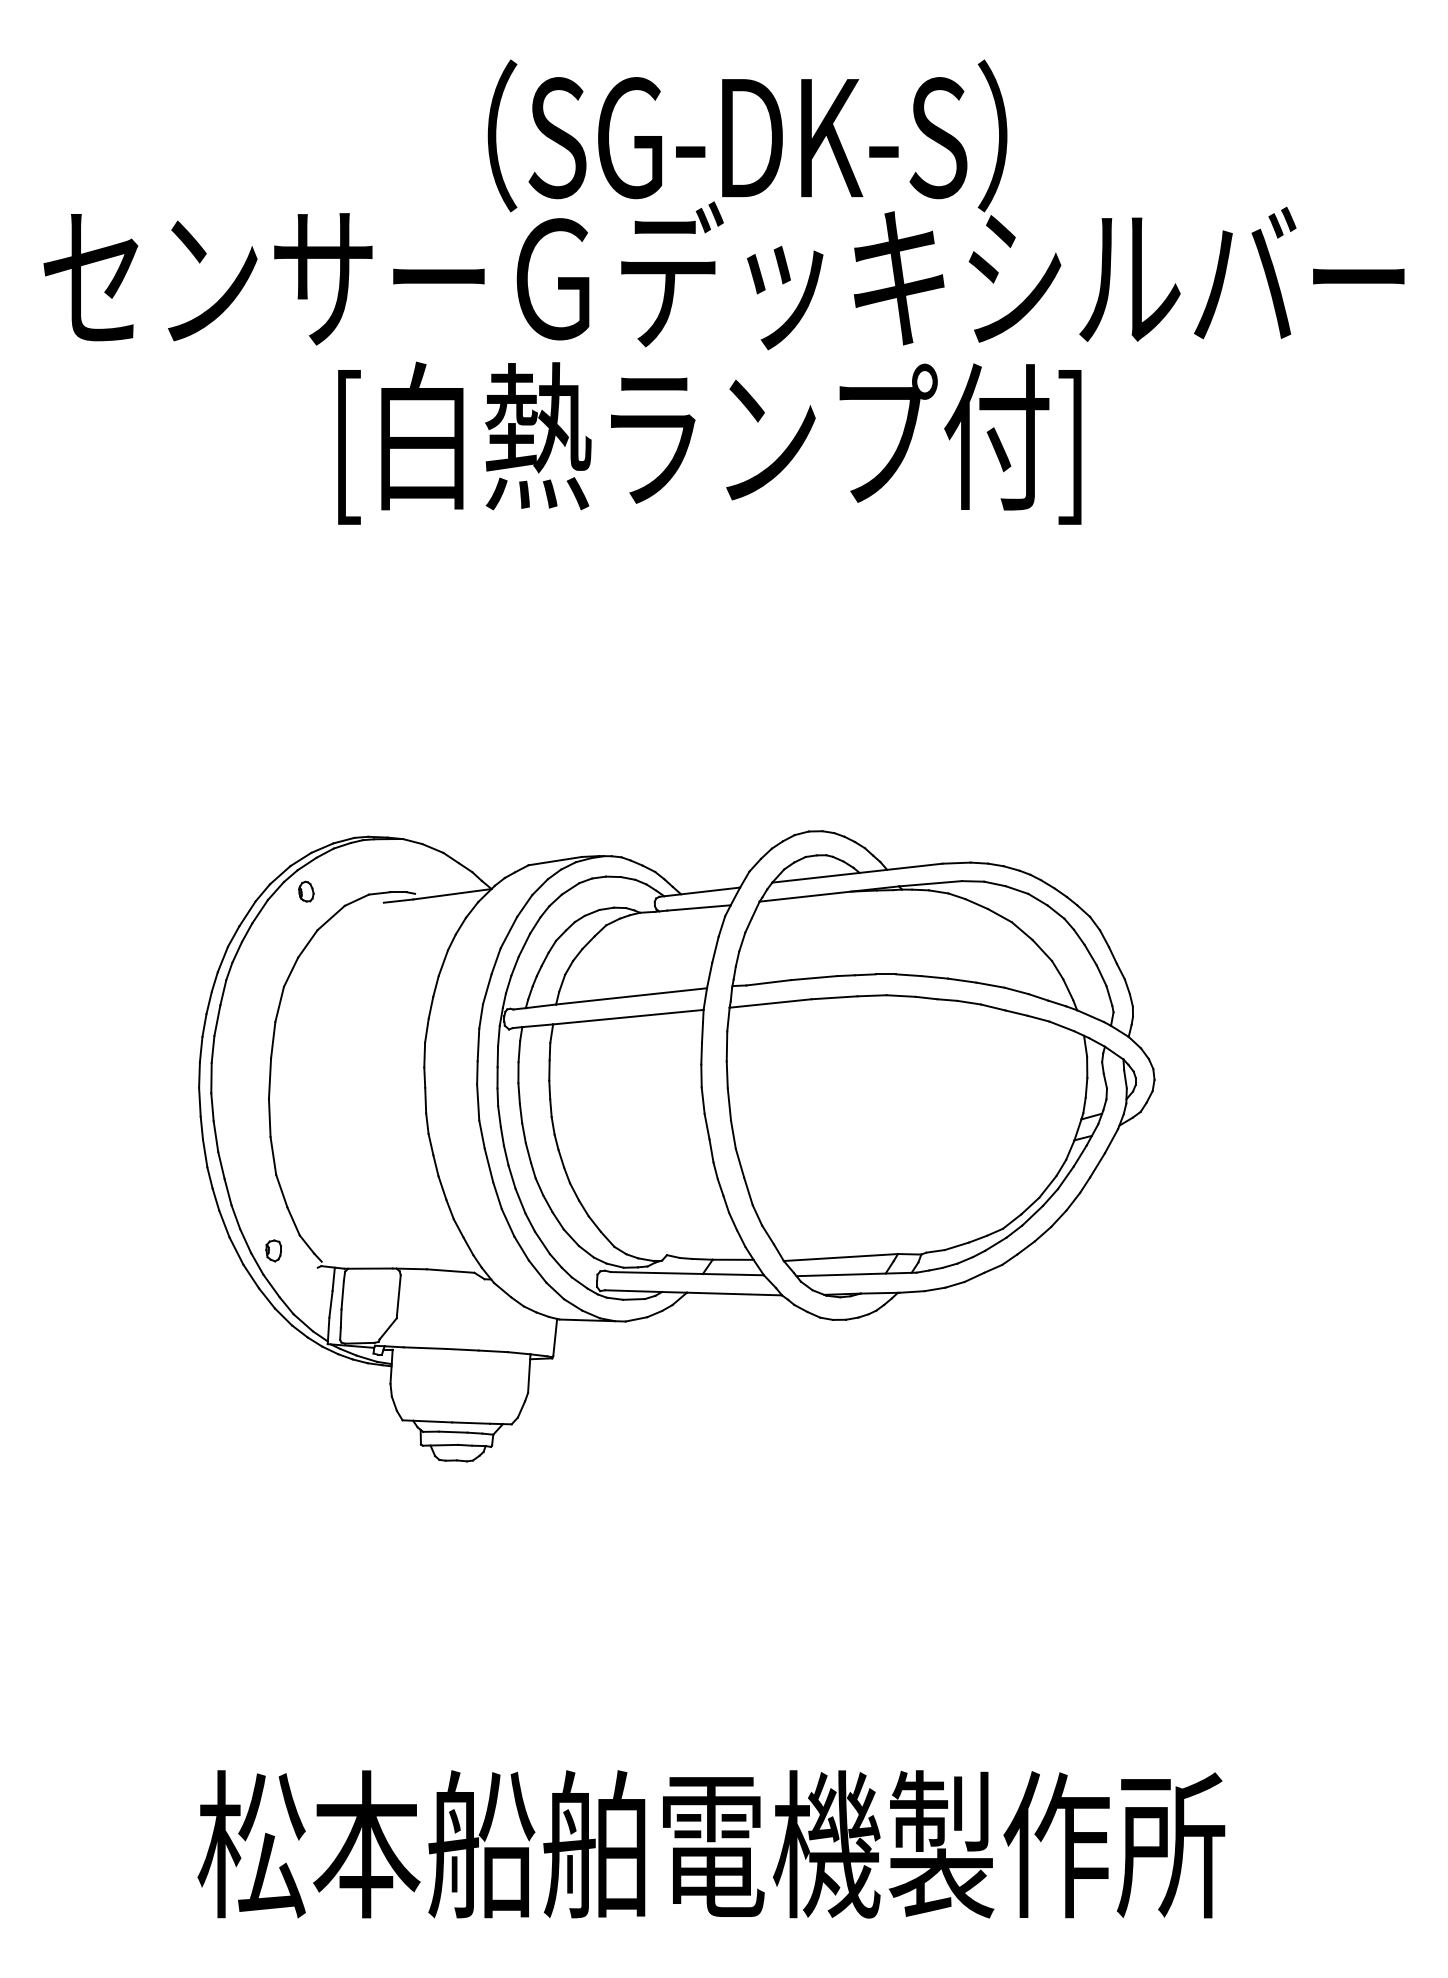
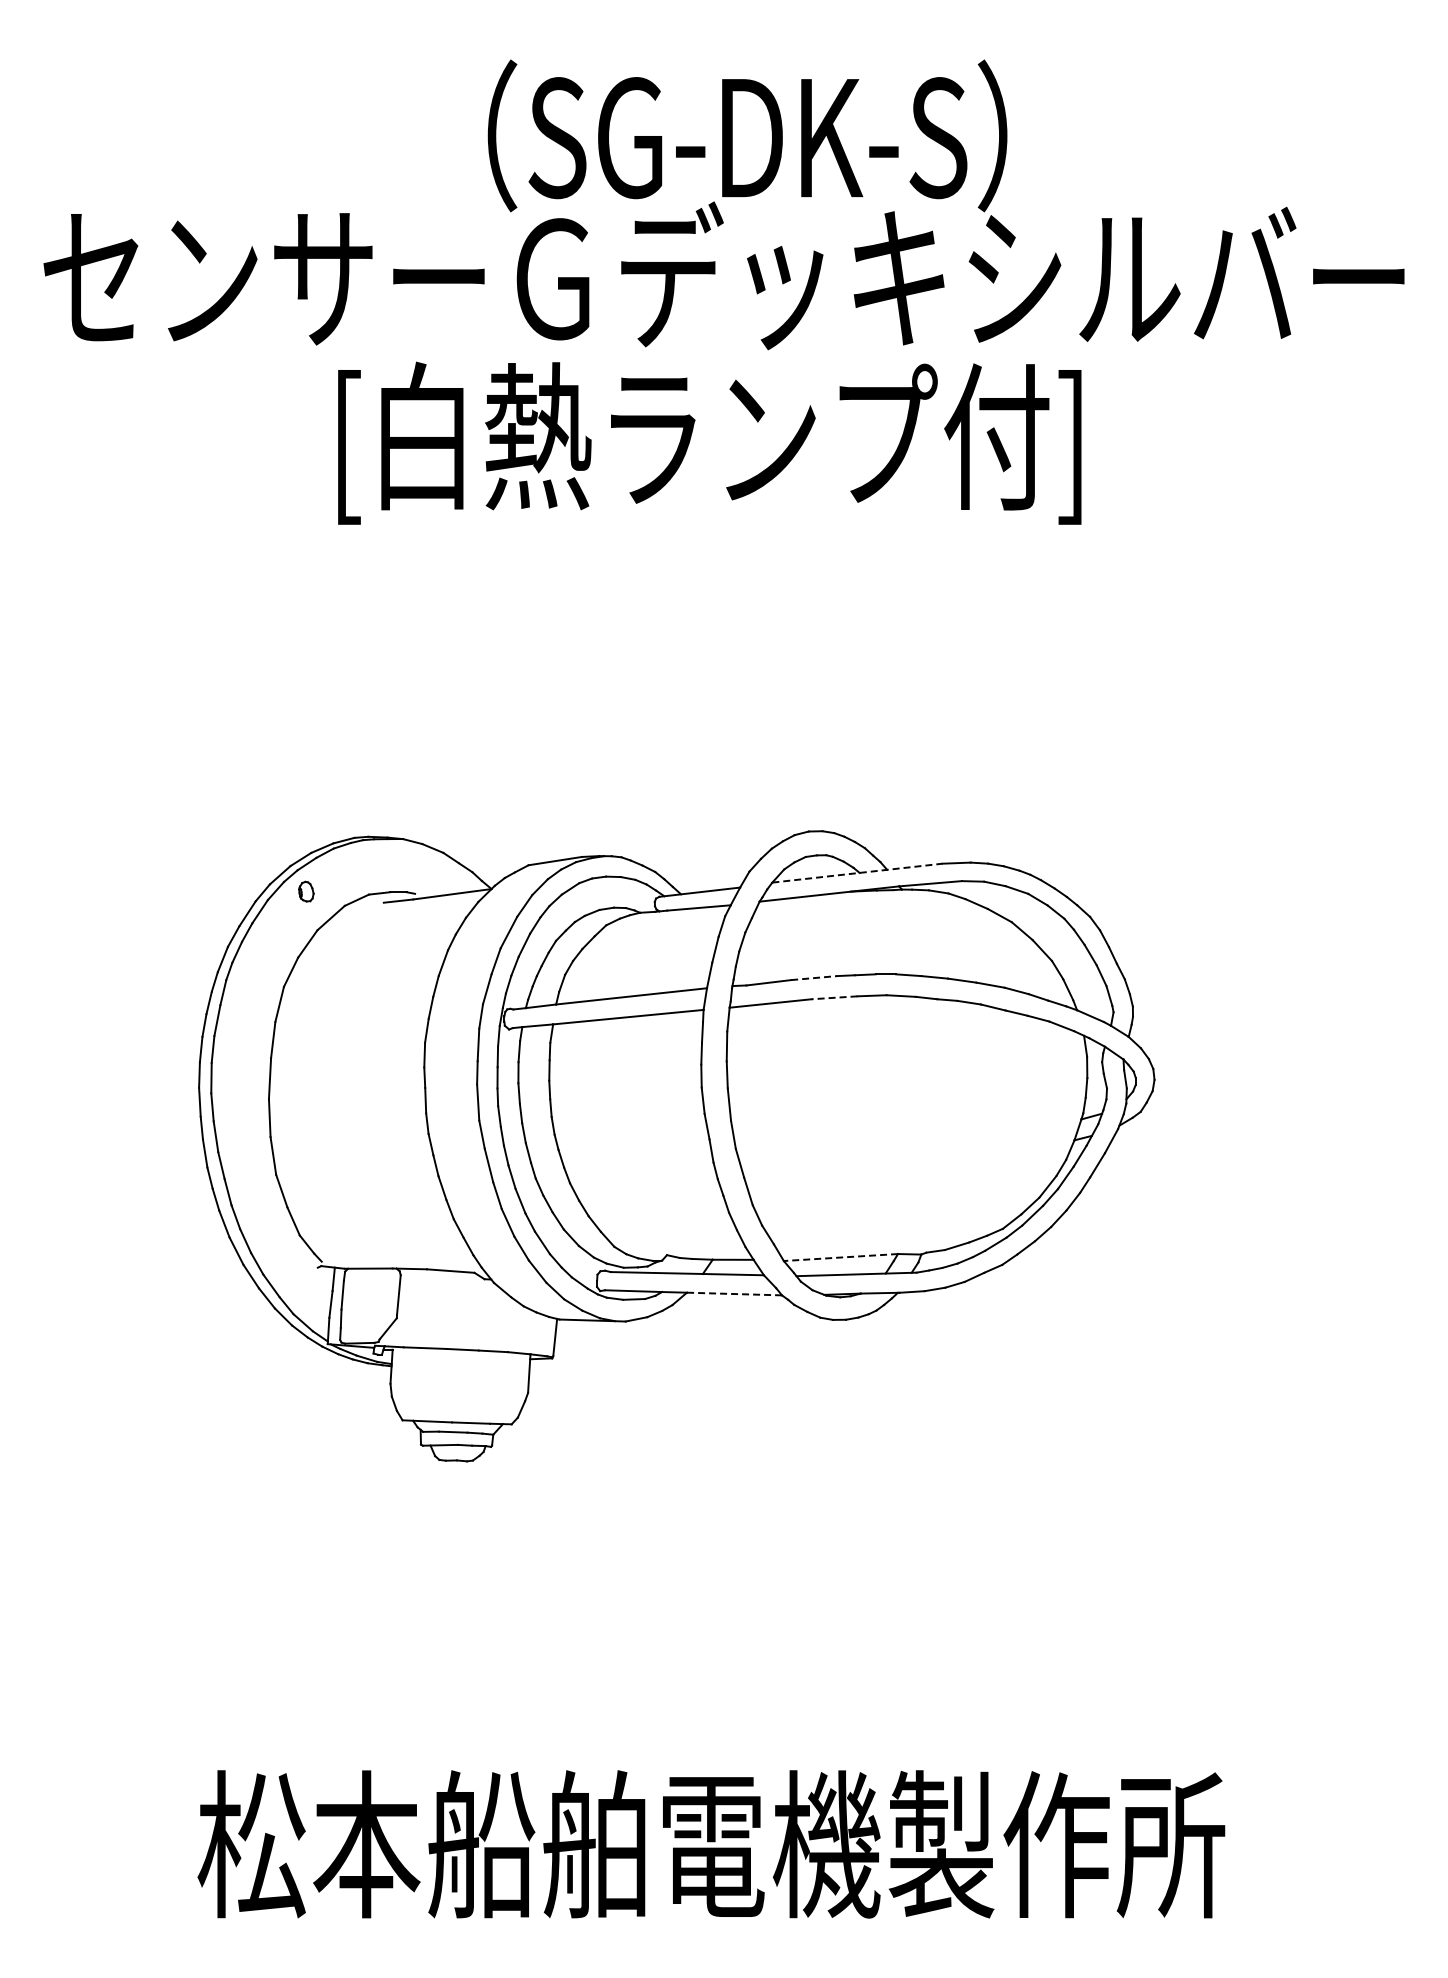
line: solid -> dashed (857, 873)
line: solid -> dashed (814, 978)
line: solid -> dashed (834, 997)
part: present -> none (273, 1250)
line: solid -> dashed (840, 1257)
line: solid -> dashed (734, 1294)
